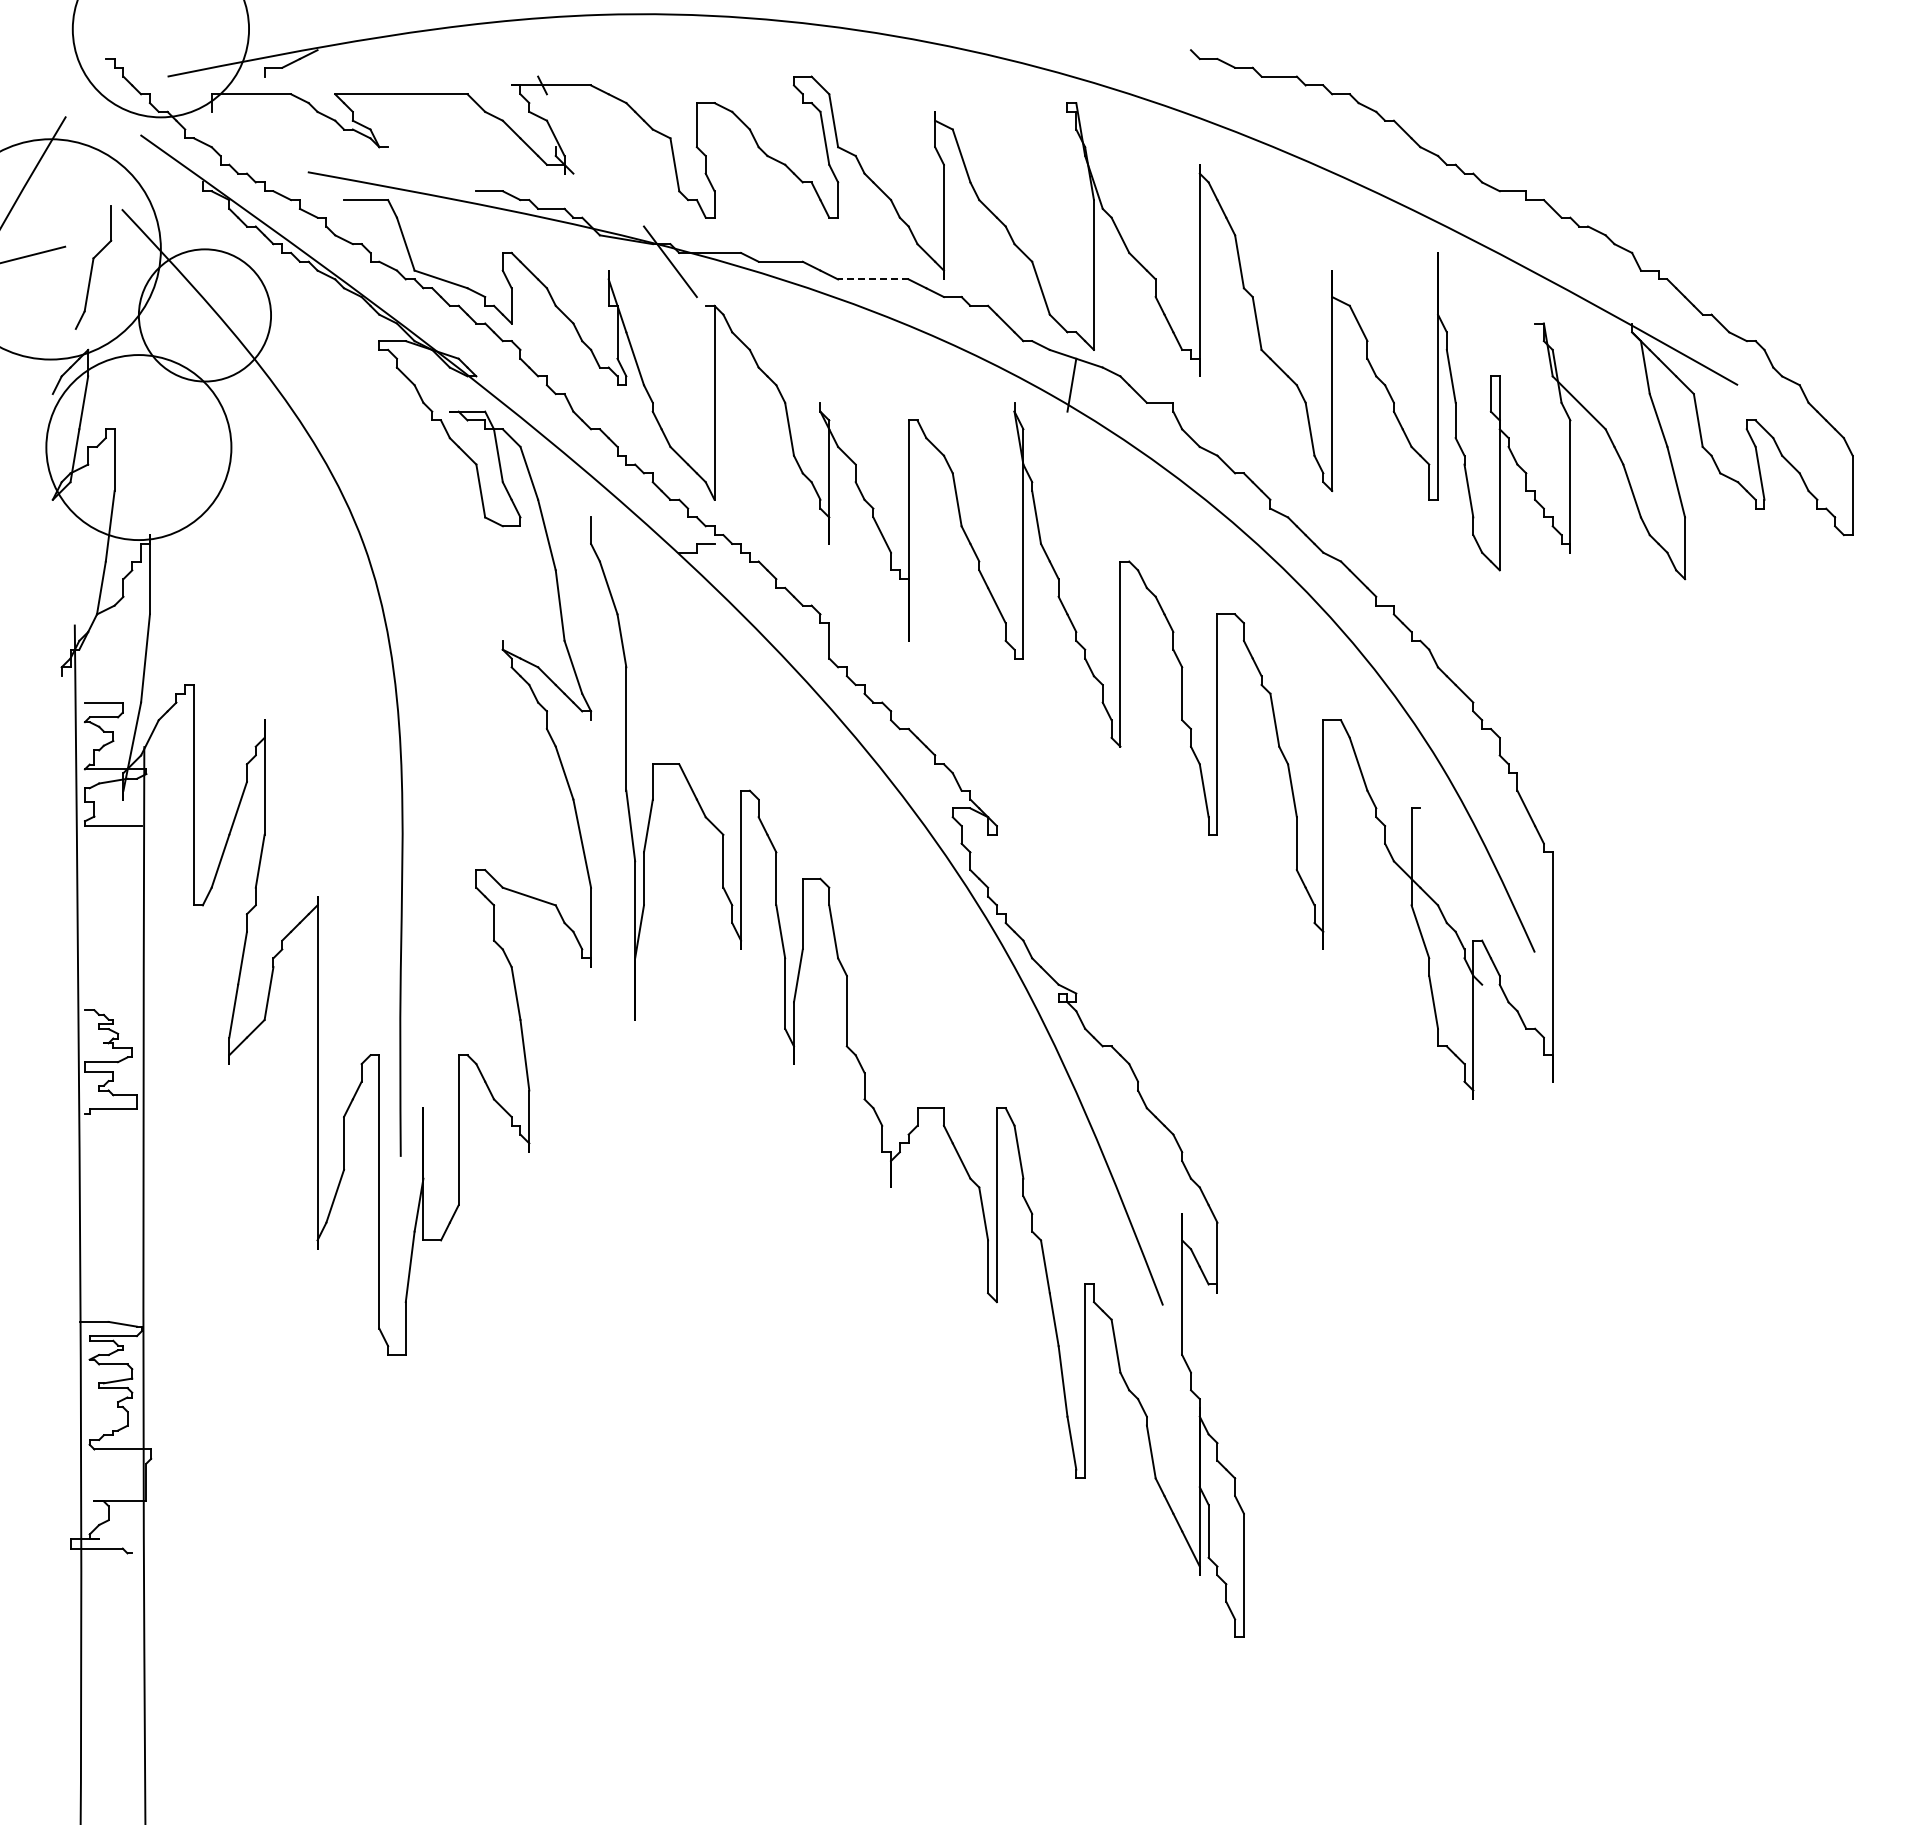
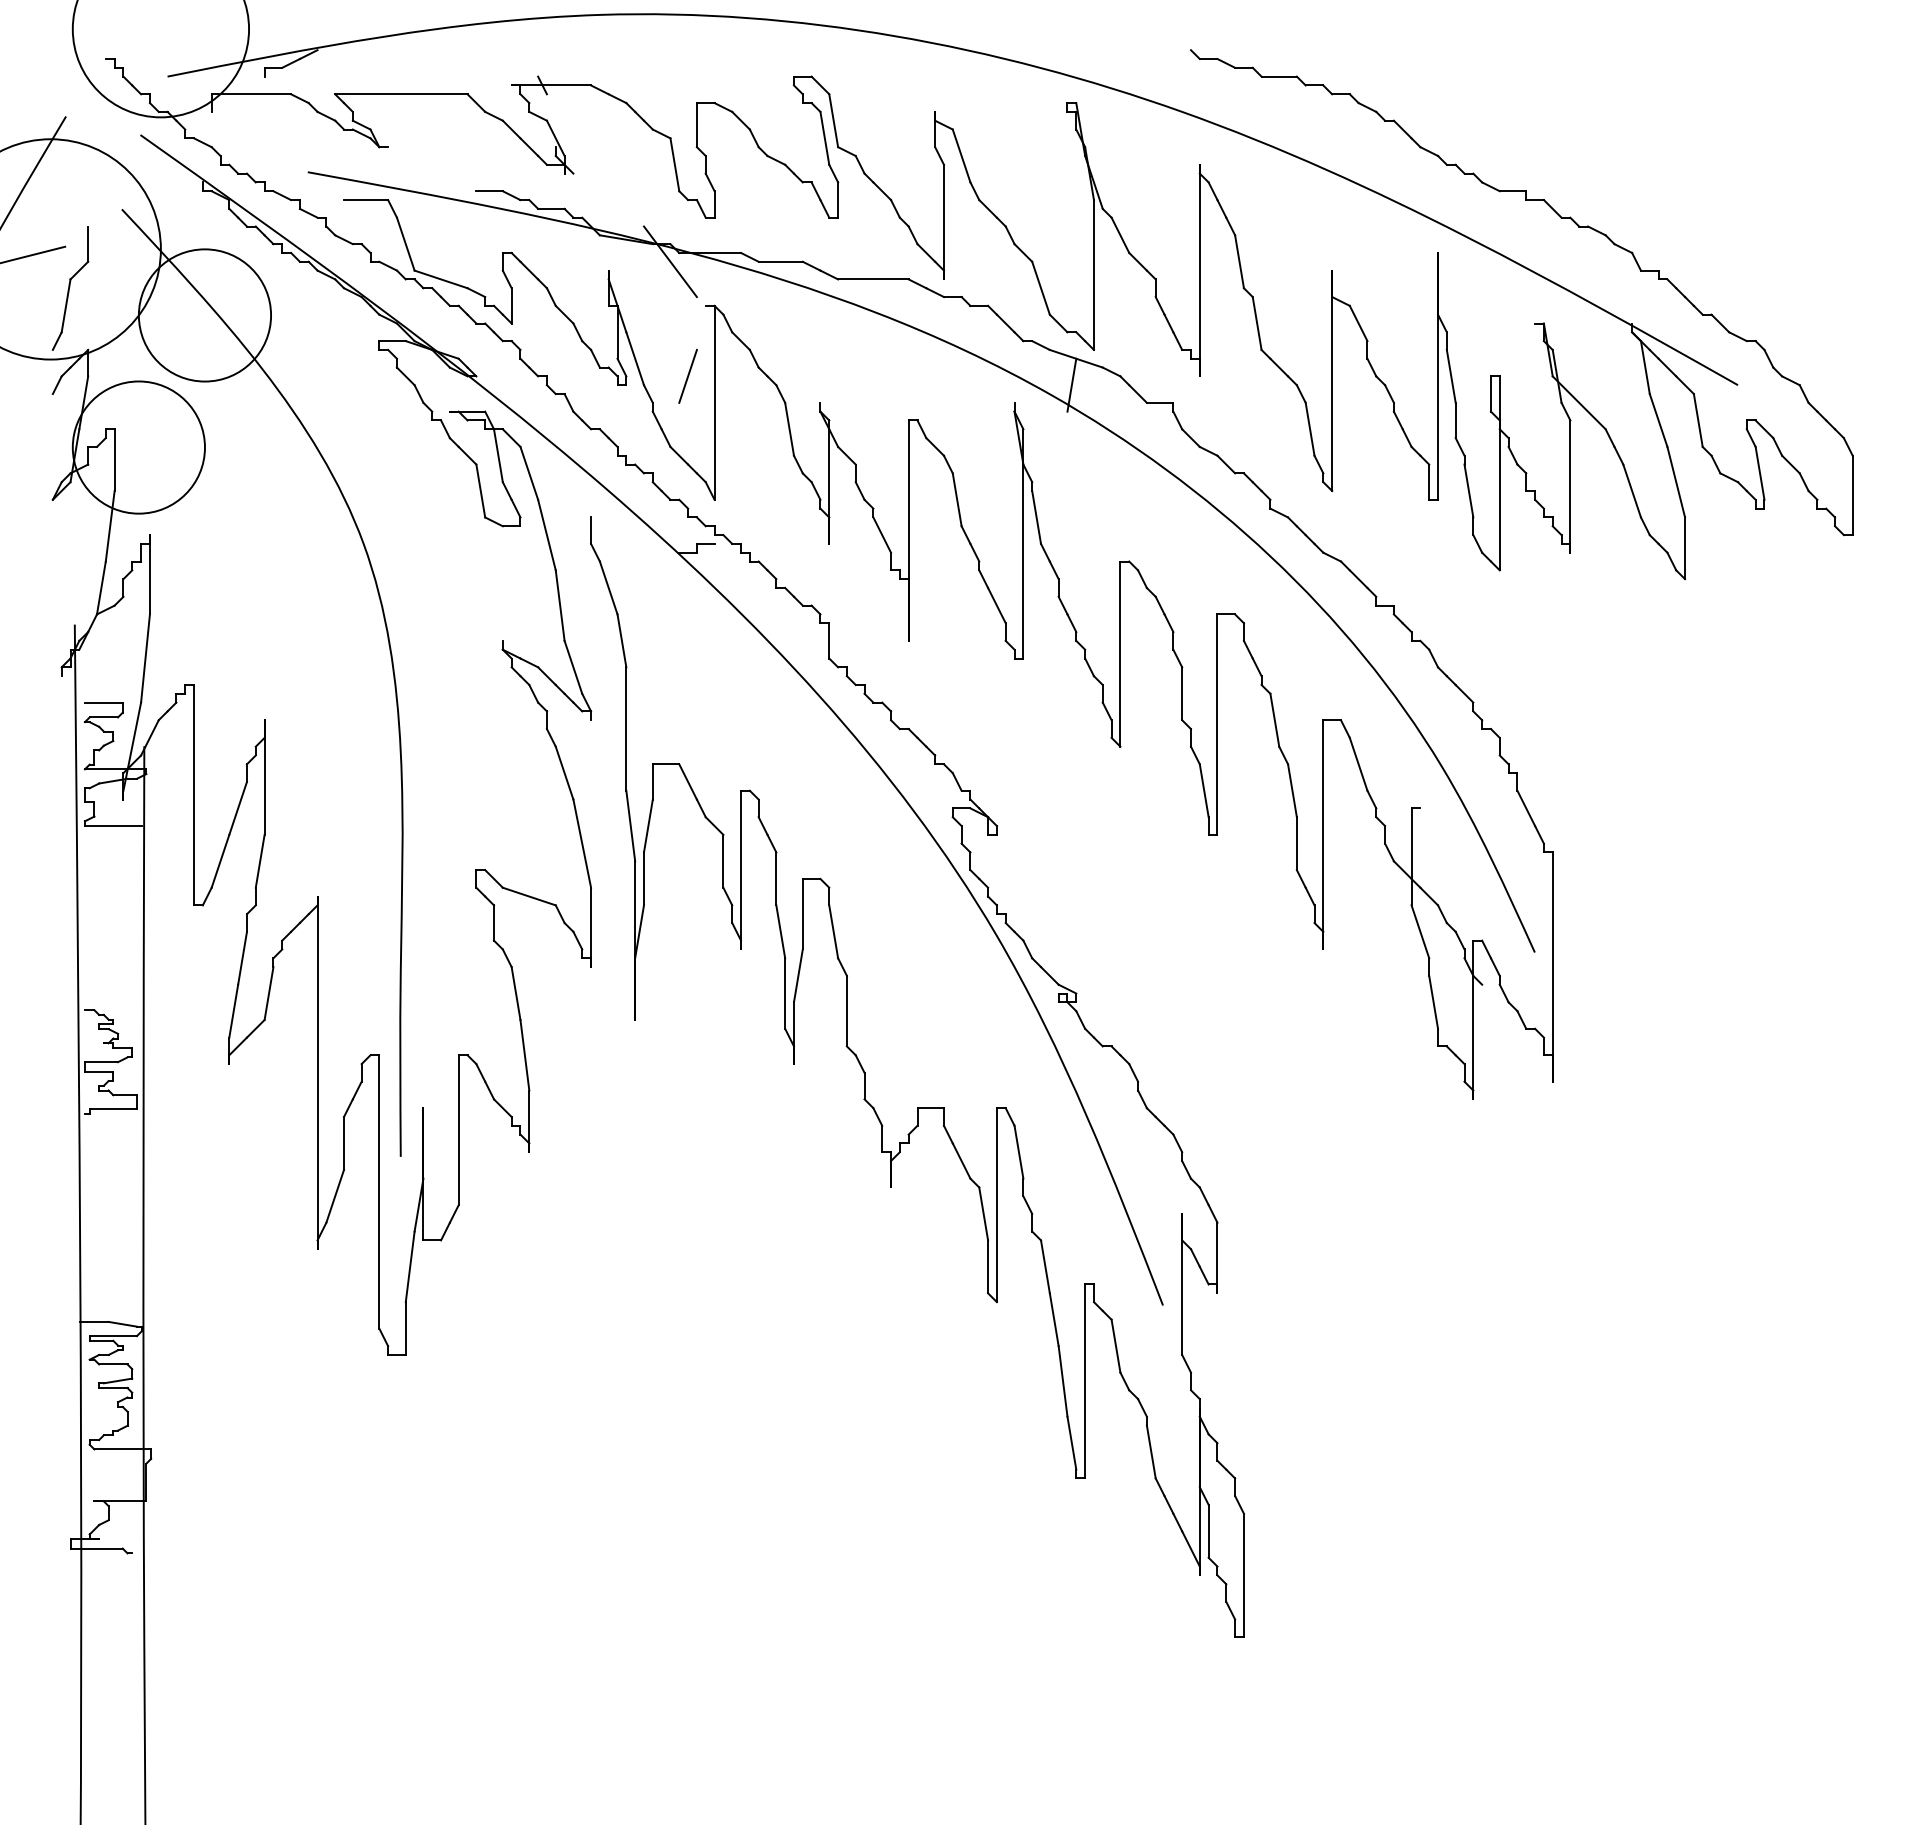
part position: (93, 267) -> (70, 288) (70, 288)
line: dashed -> solid (872, 279)
line: none -> present (687, 375)
circle diameter: 185 px -> 132 px (138, 447)
